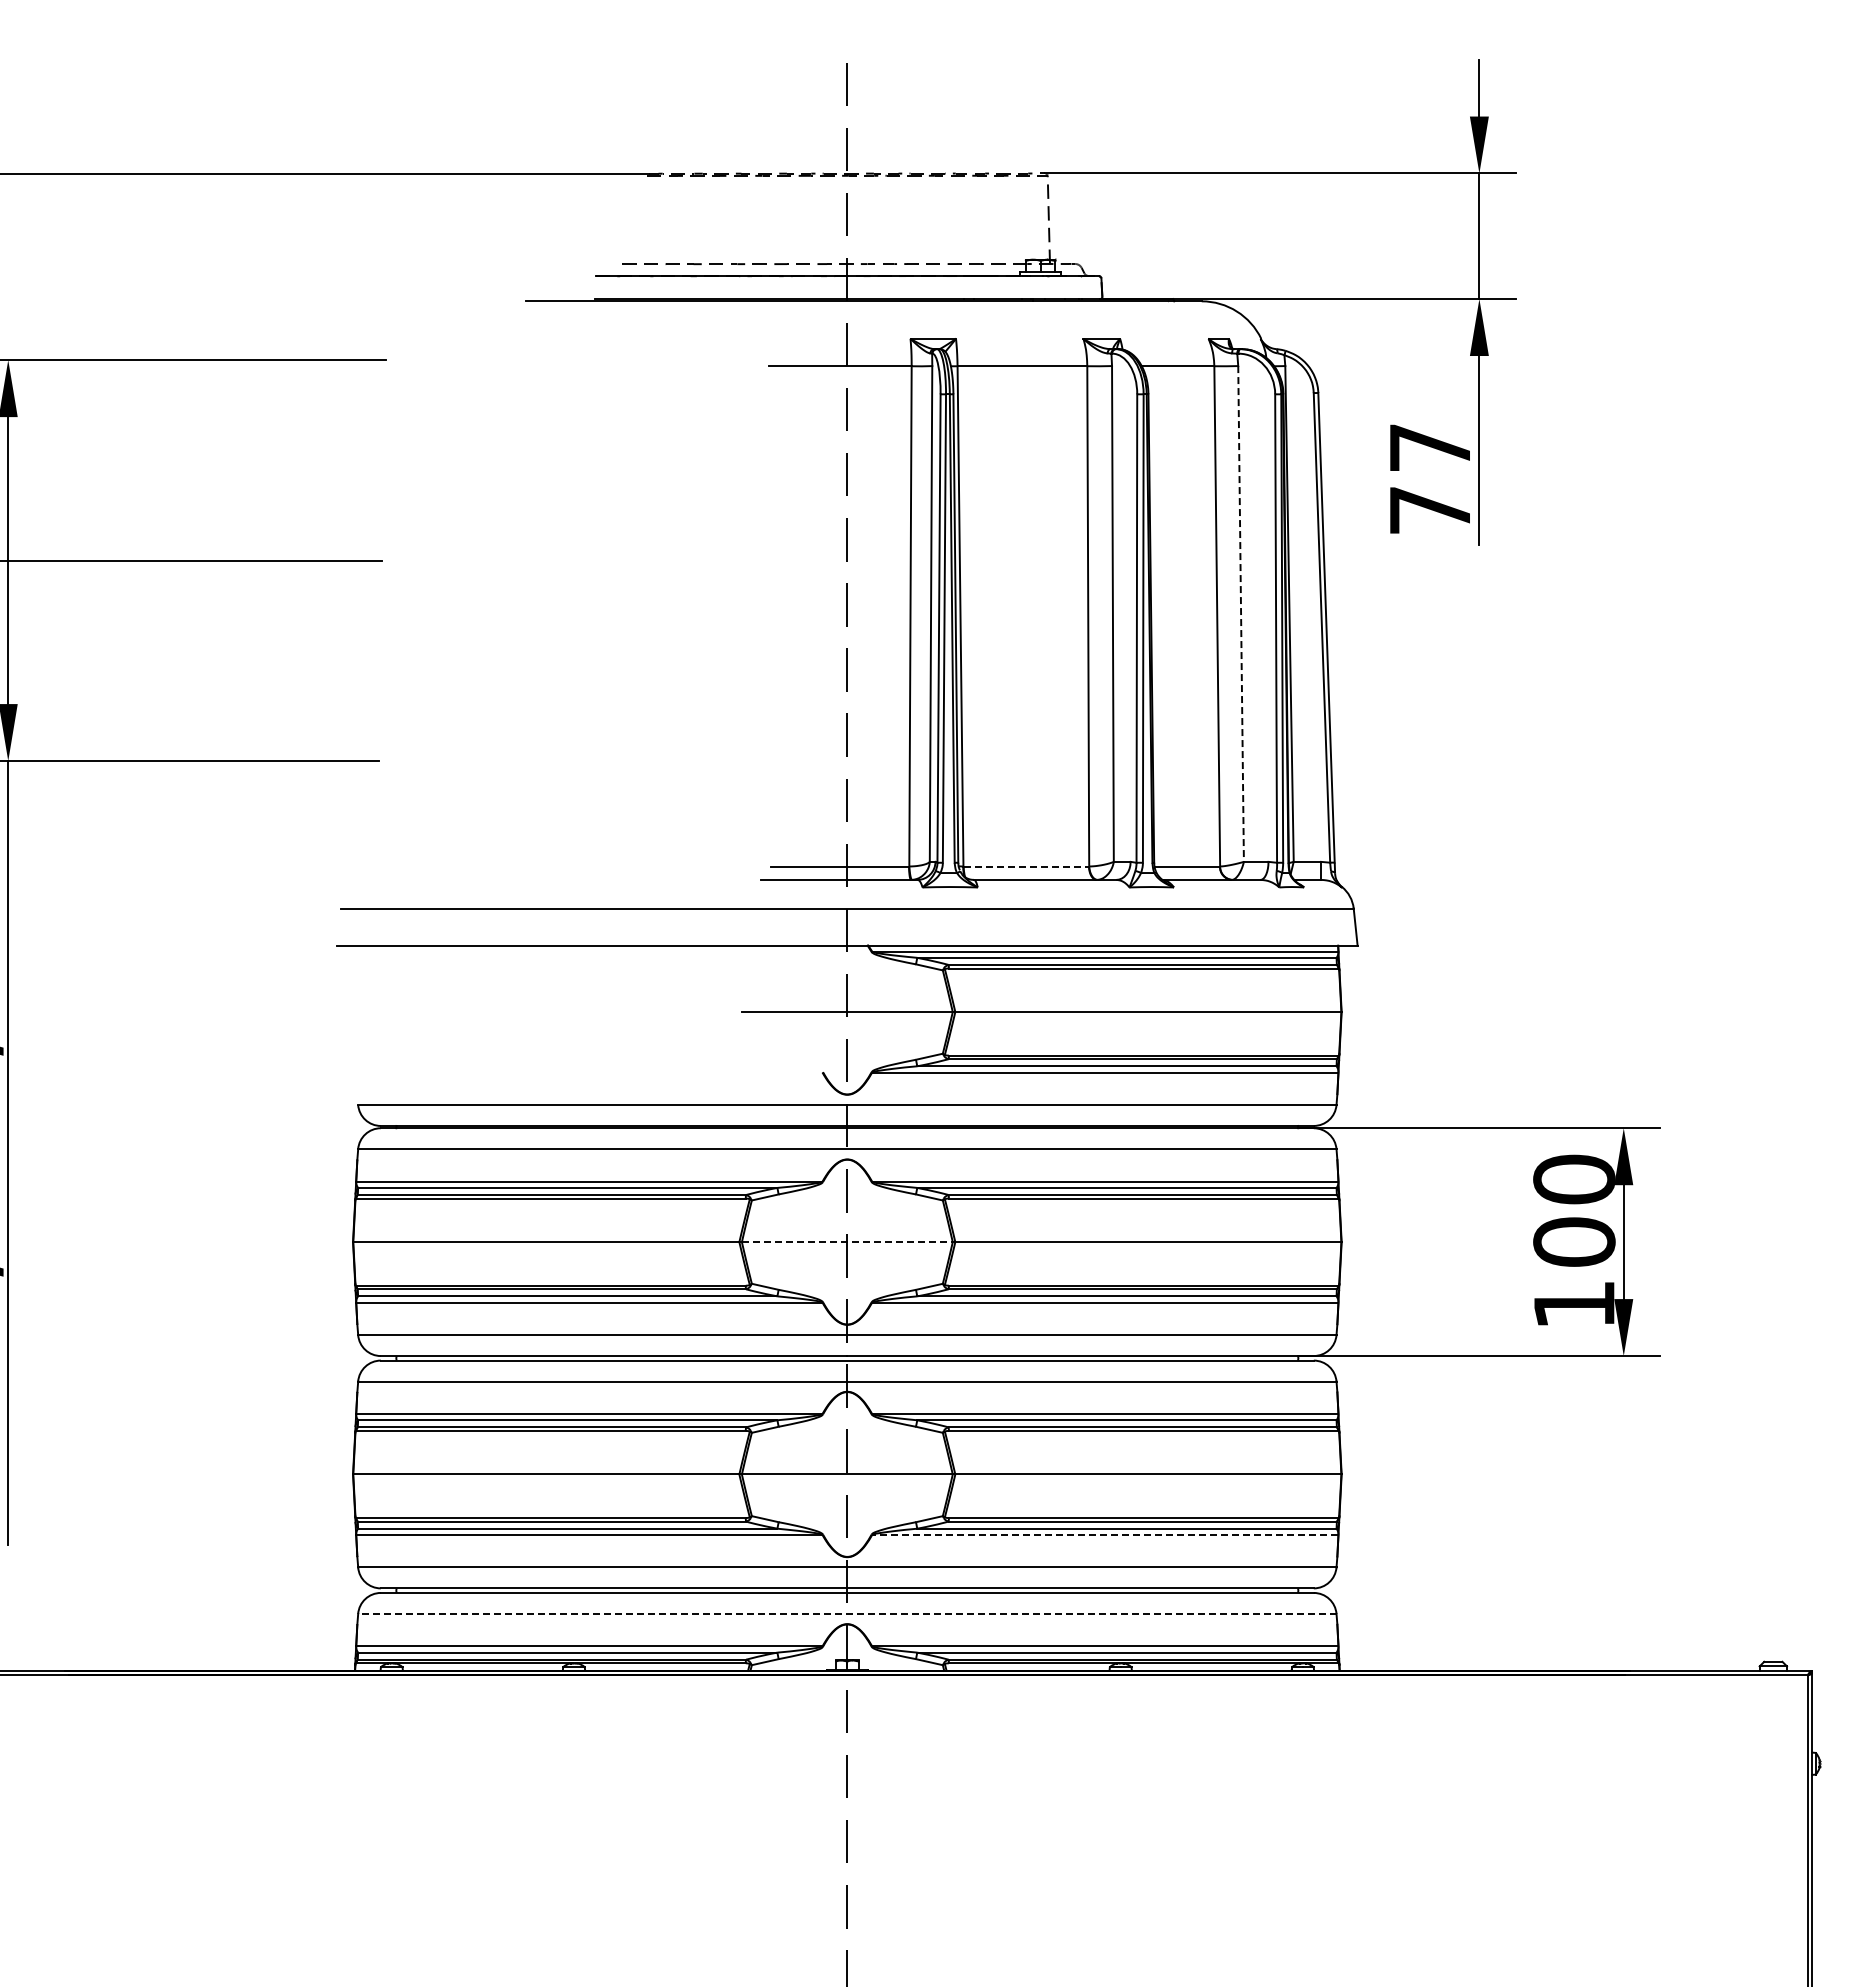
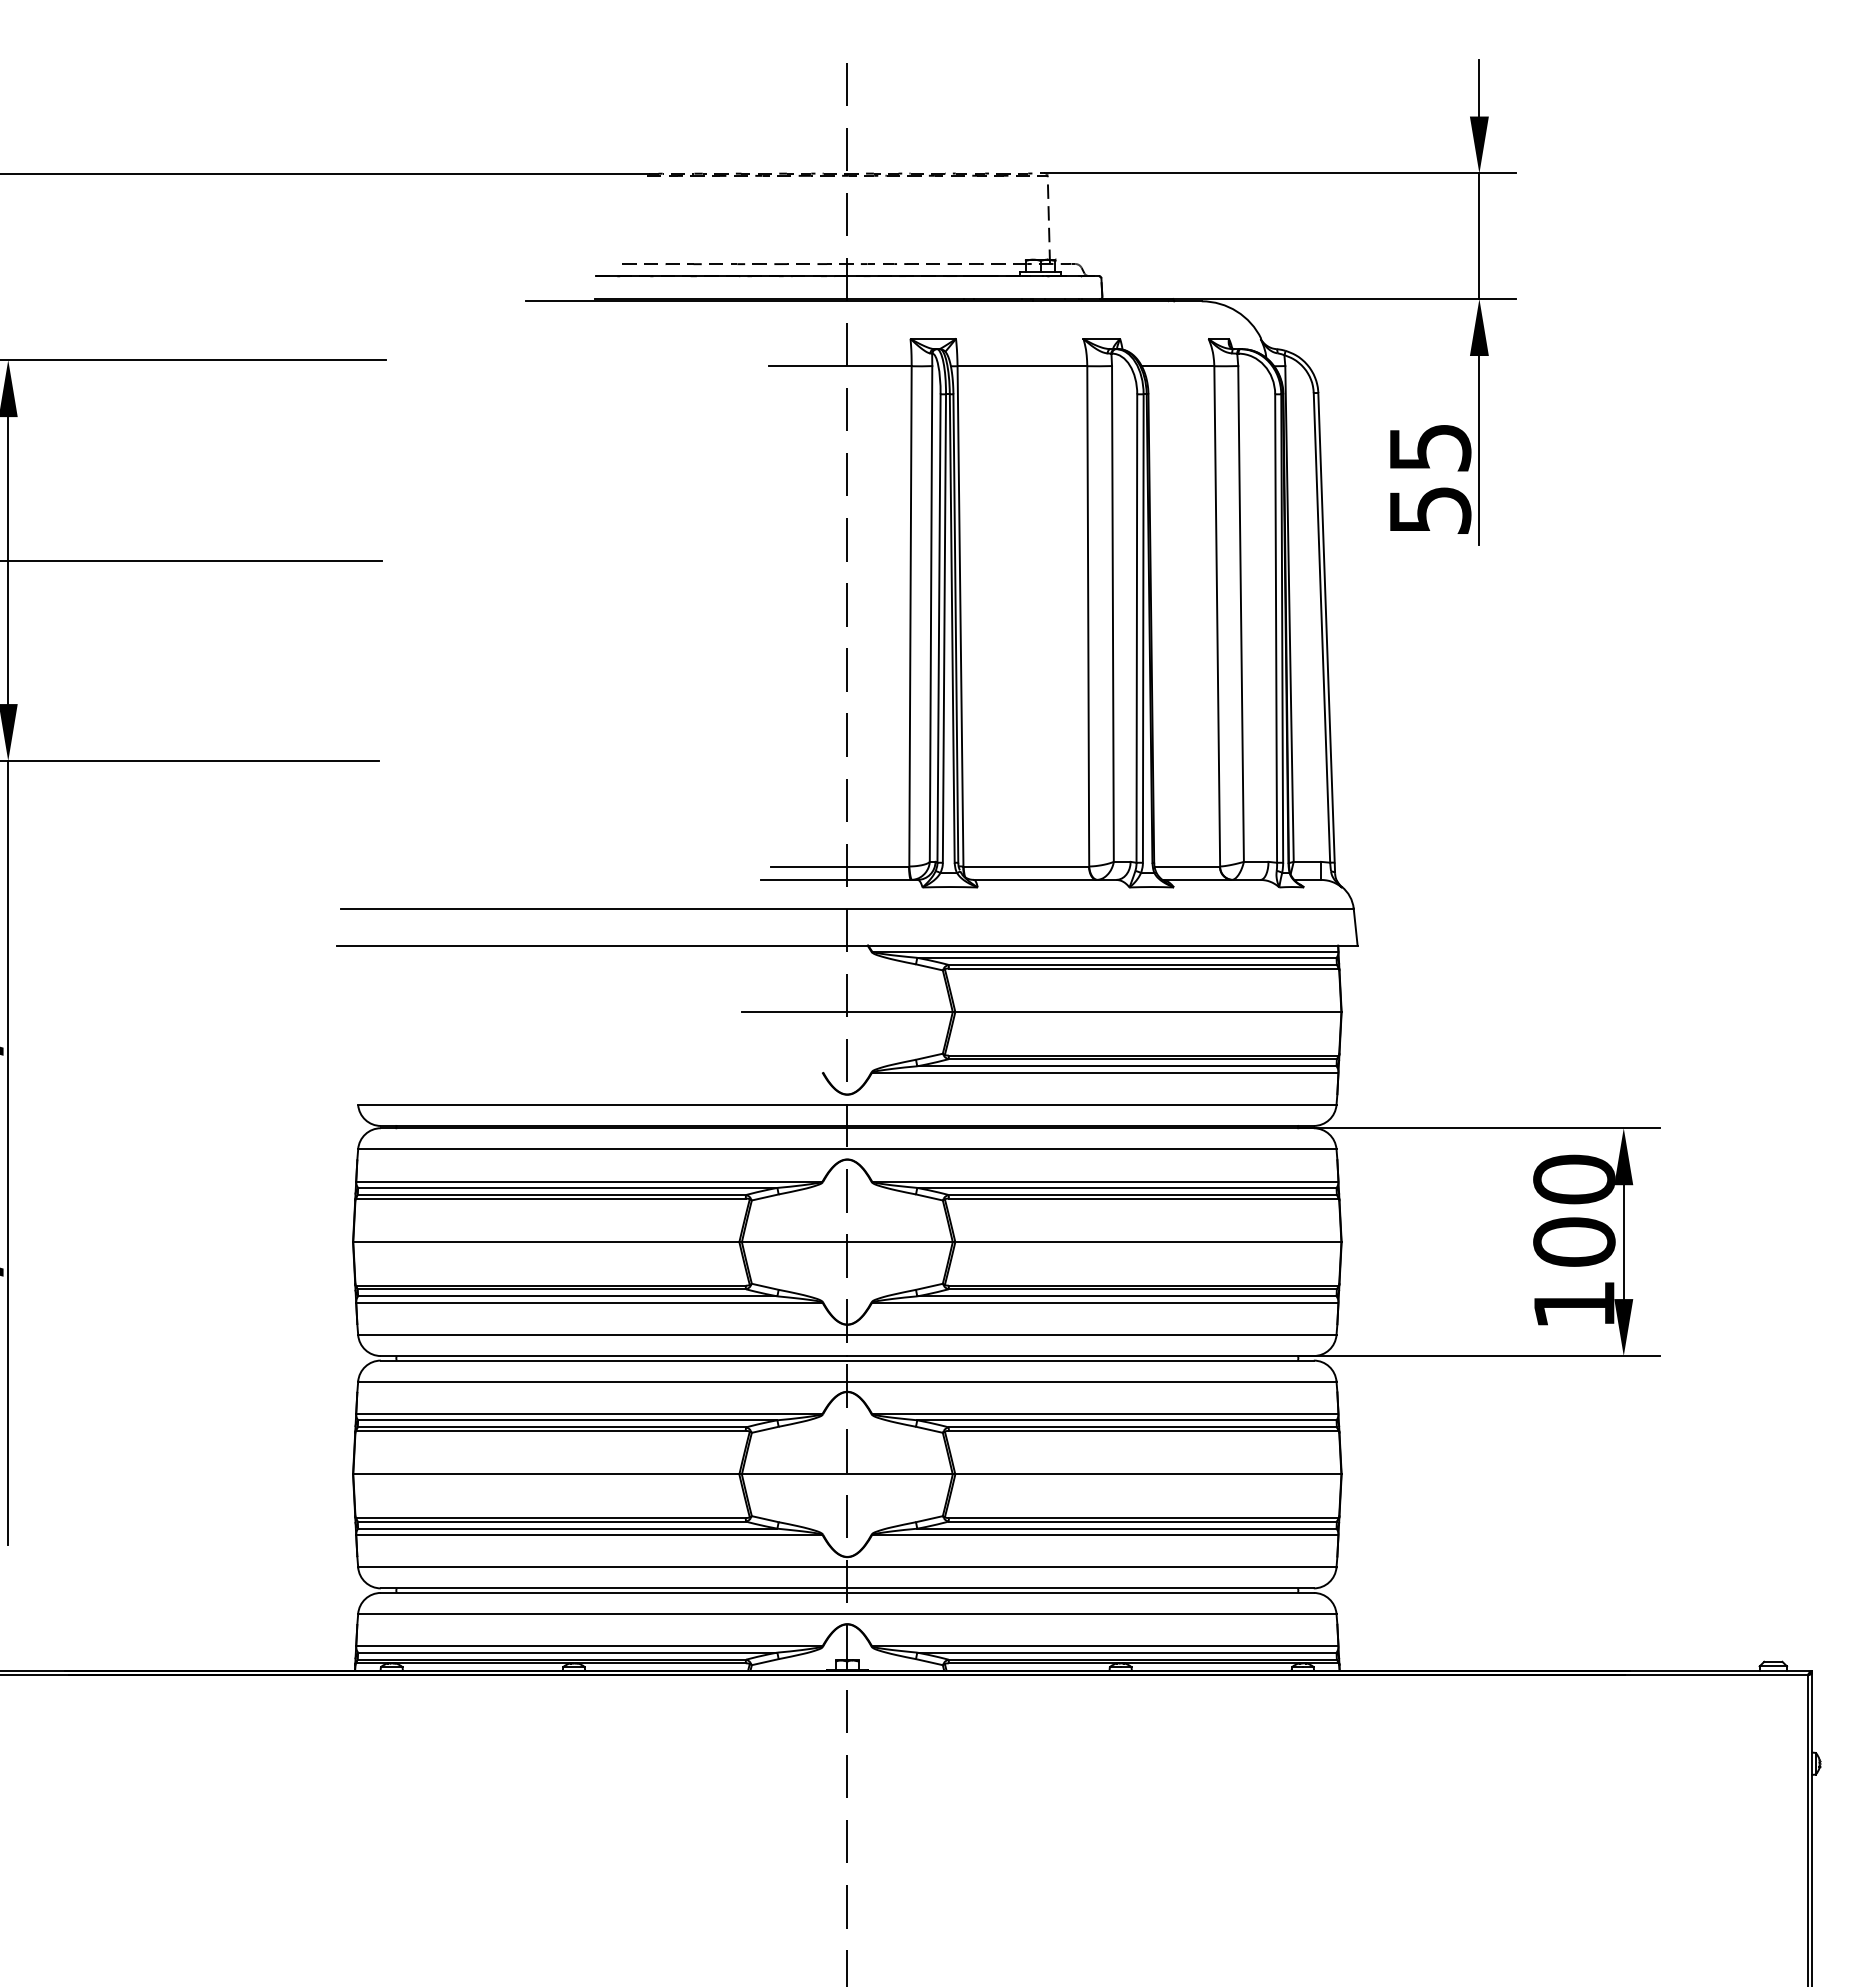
text: 77 -> 55 (1430, 478)
line: dashed -> solid (1241, 613)
line: dashed -> solid (1026, 866)
line: dashed -> solid (847, 1242)
line: dashed -> solid (1104, 1534)
line: dashed -> solid (846, 1613)
